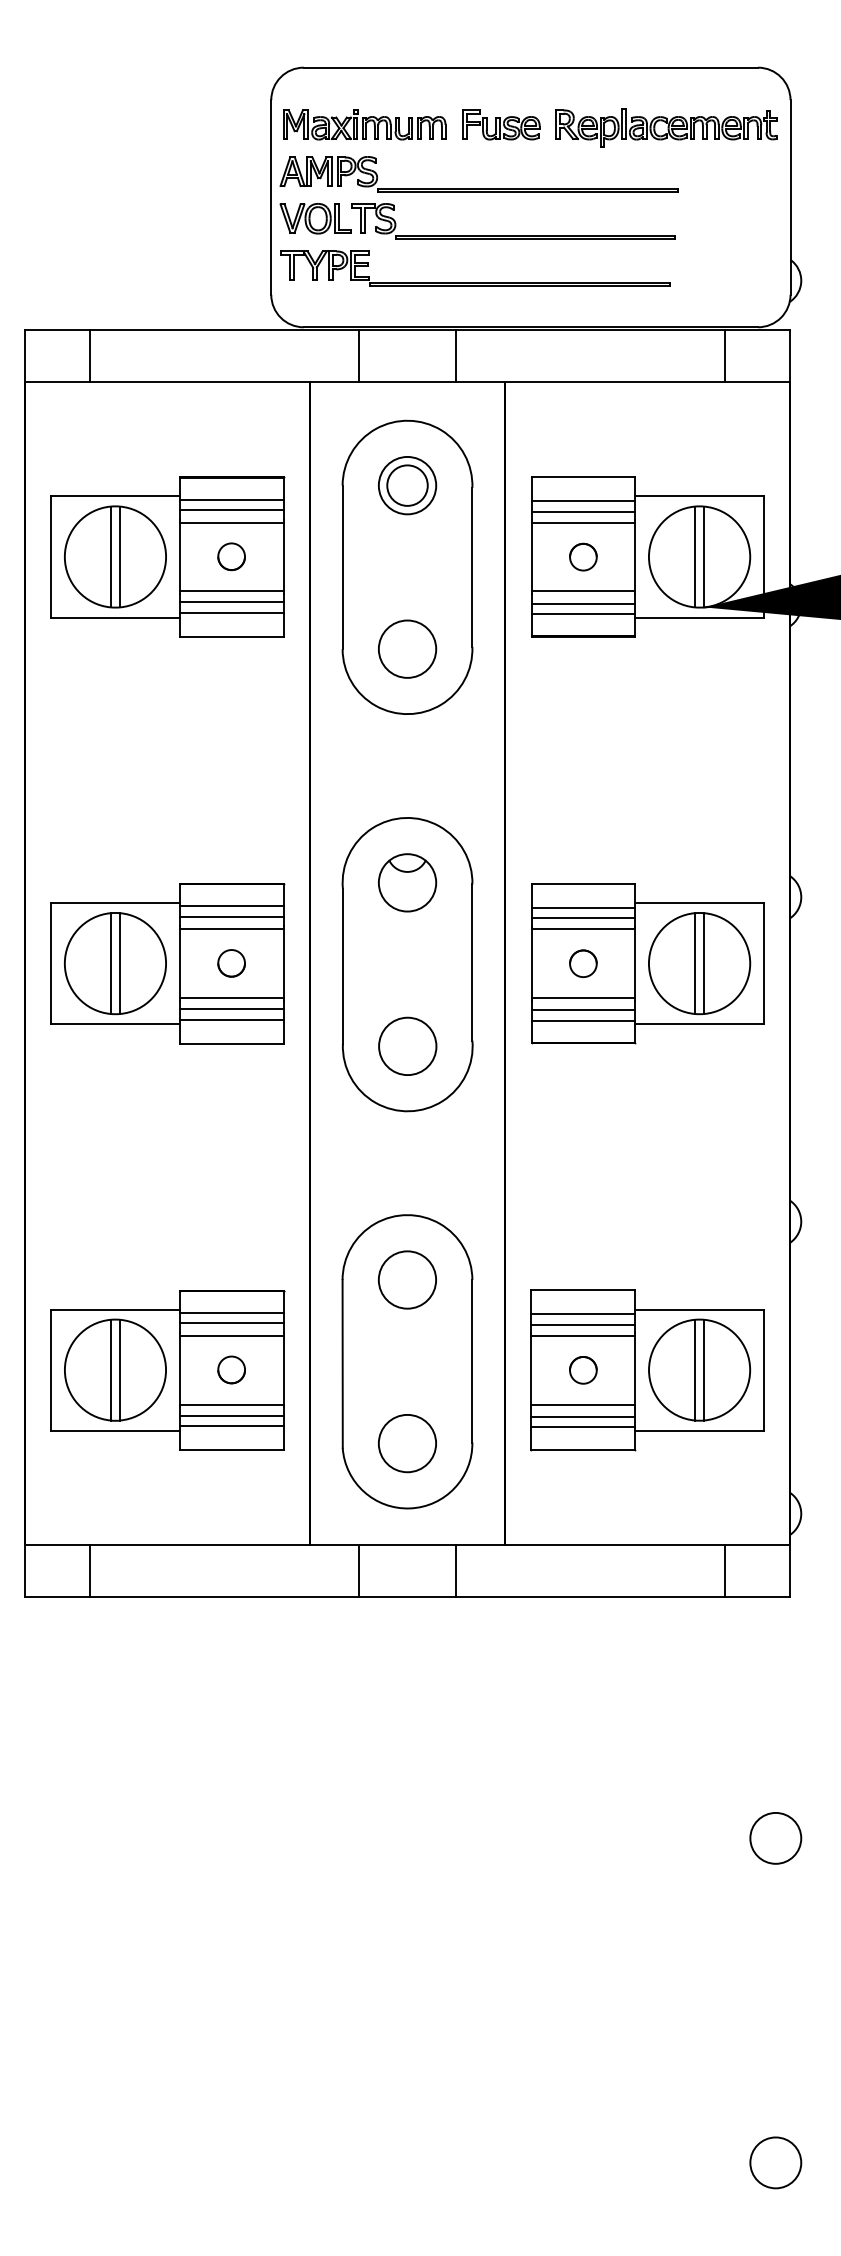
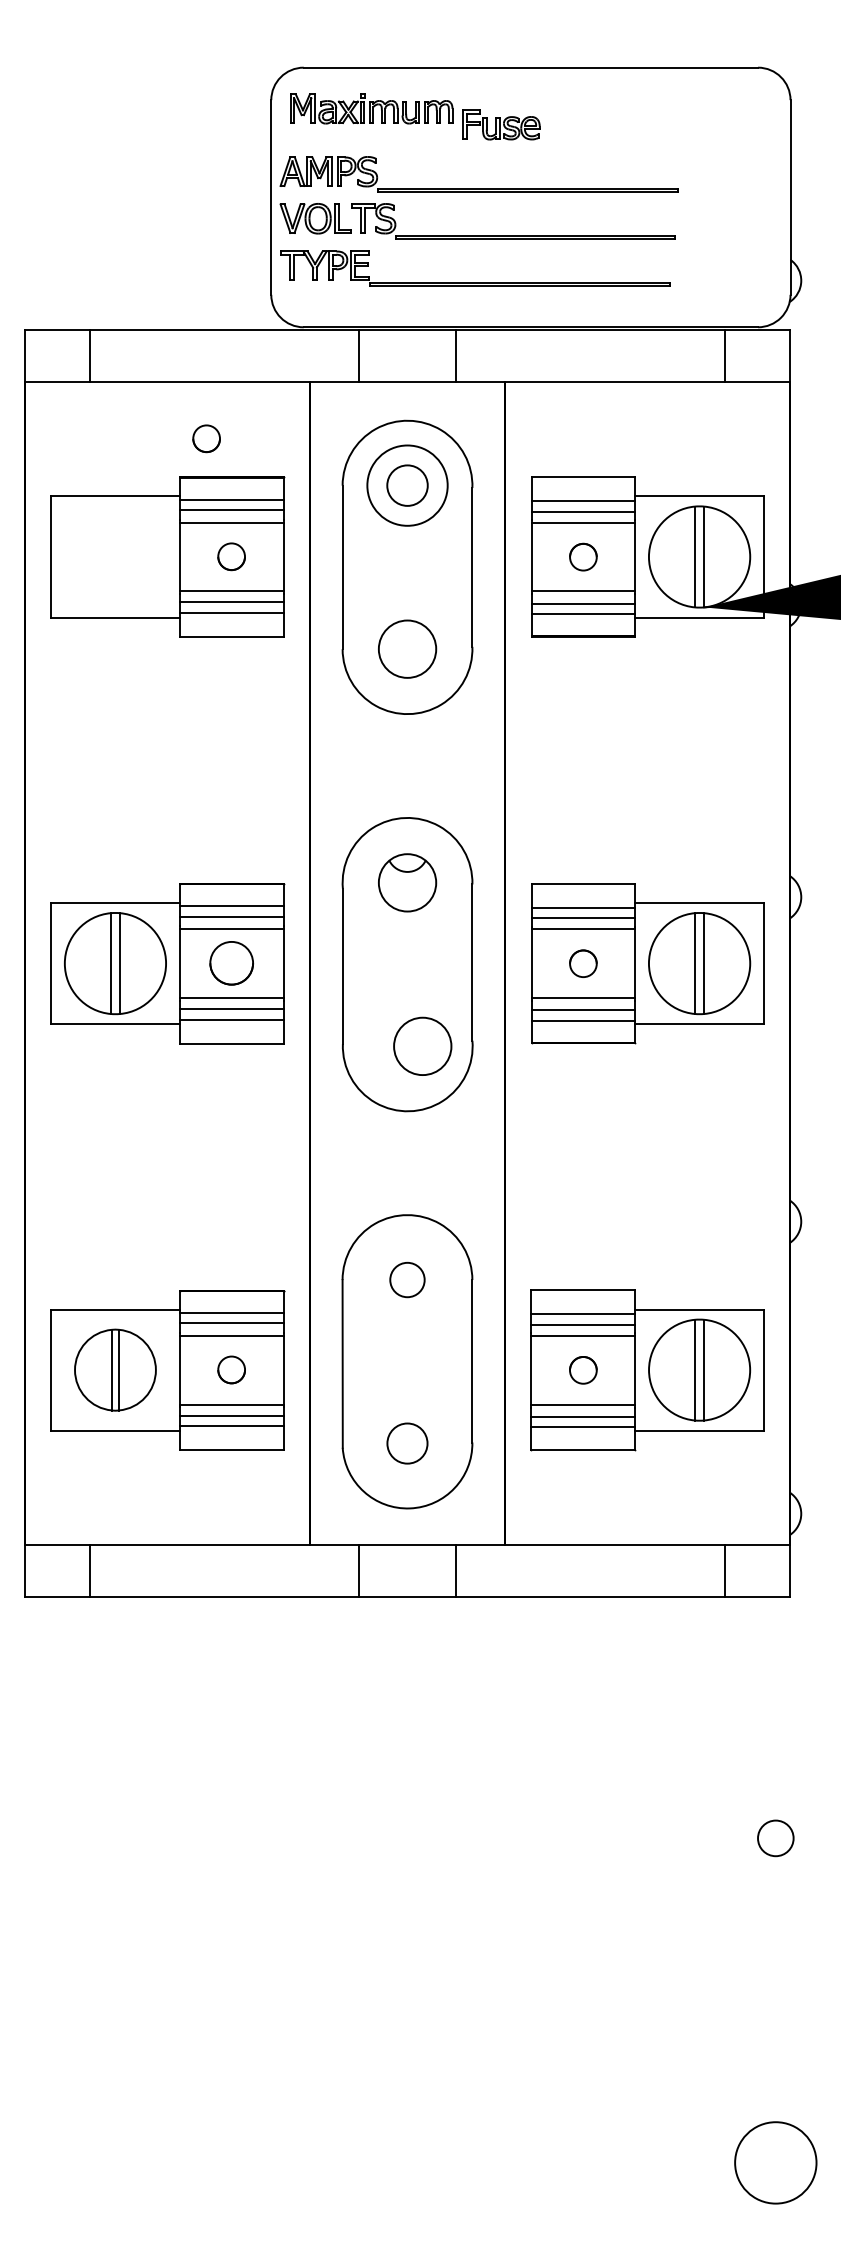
part position: (364, 124) -> (371, 108) (371, 108)
part: present -> none (666, 127)
part: none -> present (206, 438)
circle diameter: 57 px -> 80 px (407, 485)
part: present -> none (115, 556)
part size: 29x29 px -> 45x45 px (231, 963)
circle position: (407, 1045) -> (422, 1045) (422, 1045)
circle diameter: 57 px -> 34 px (407, 1279)
part size: 103x104 px -> 83x84 px (115, 1369)
circle diameter: 57 px -> 40 px (407, 1443)
circle diameter: 51 px -> 36 px (775, 1838)
circle diameter: 51 px -> 81 px (775, 2162)
